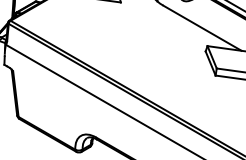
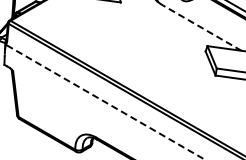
line: solid -> dashed (202, 27)
line: solid -> dashed (105, 102)
